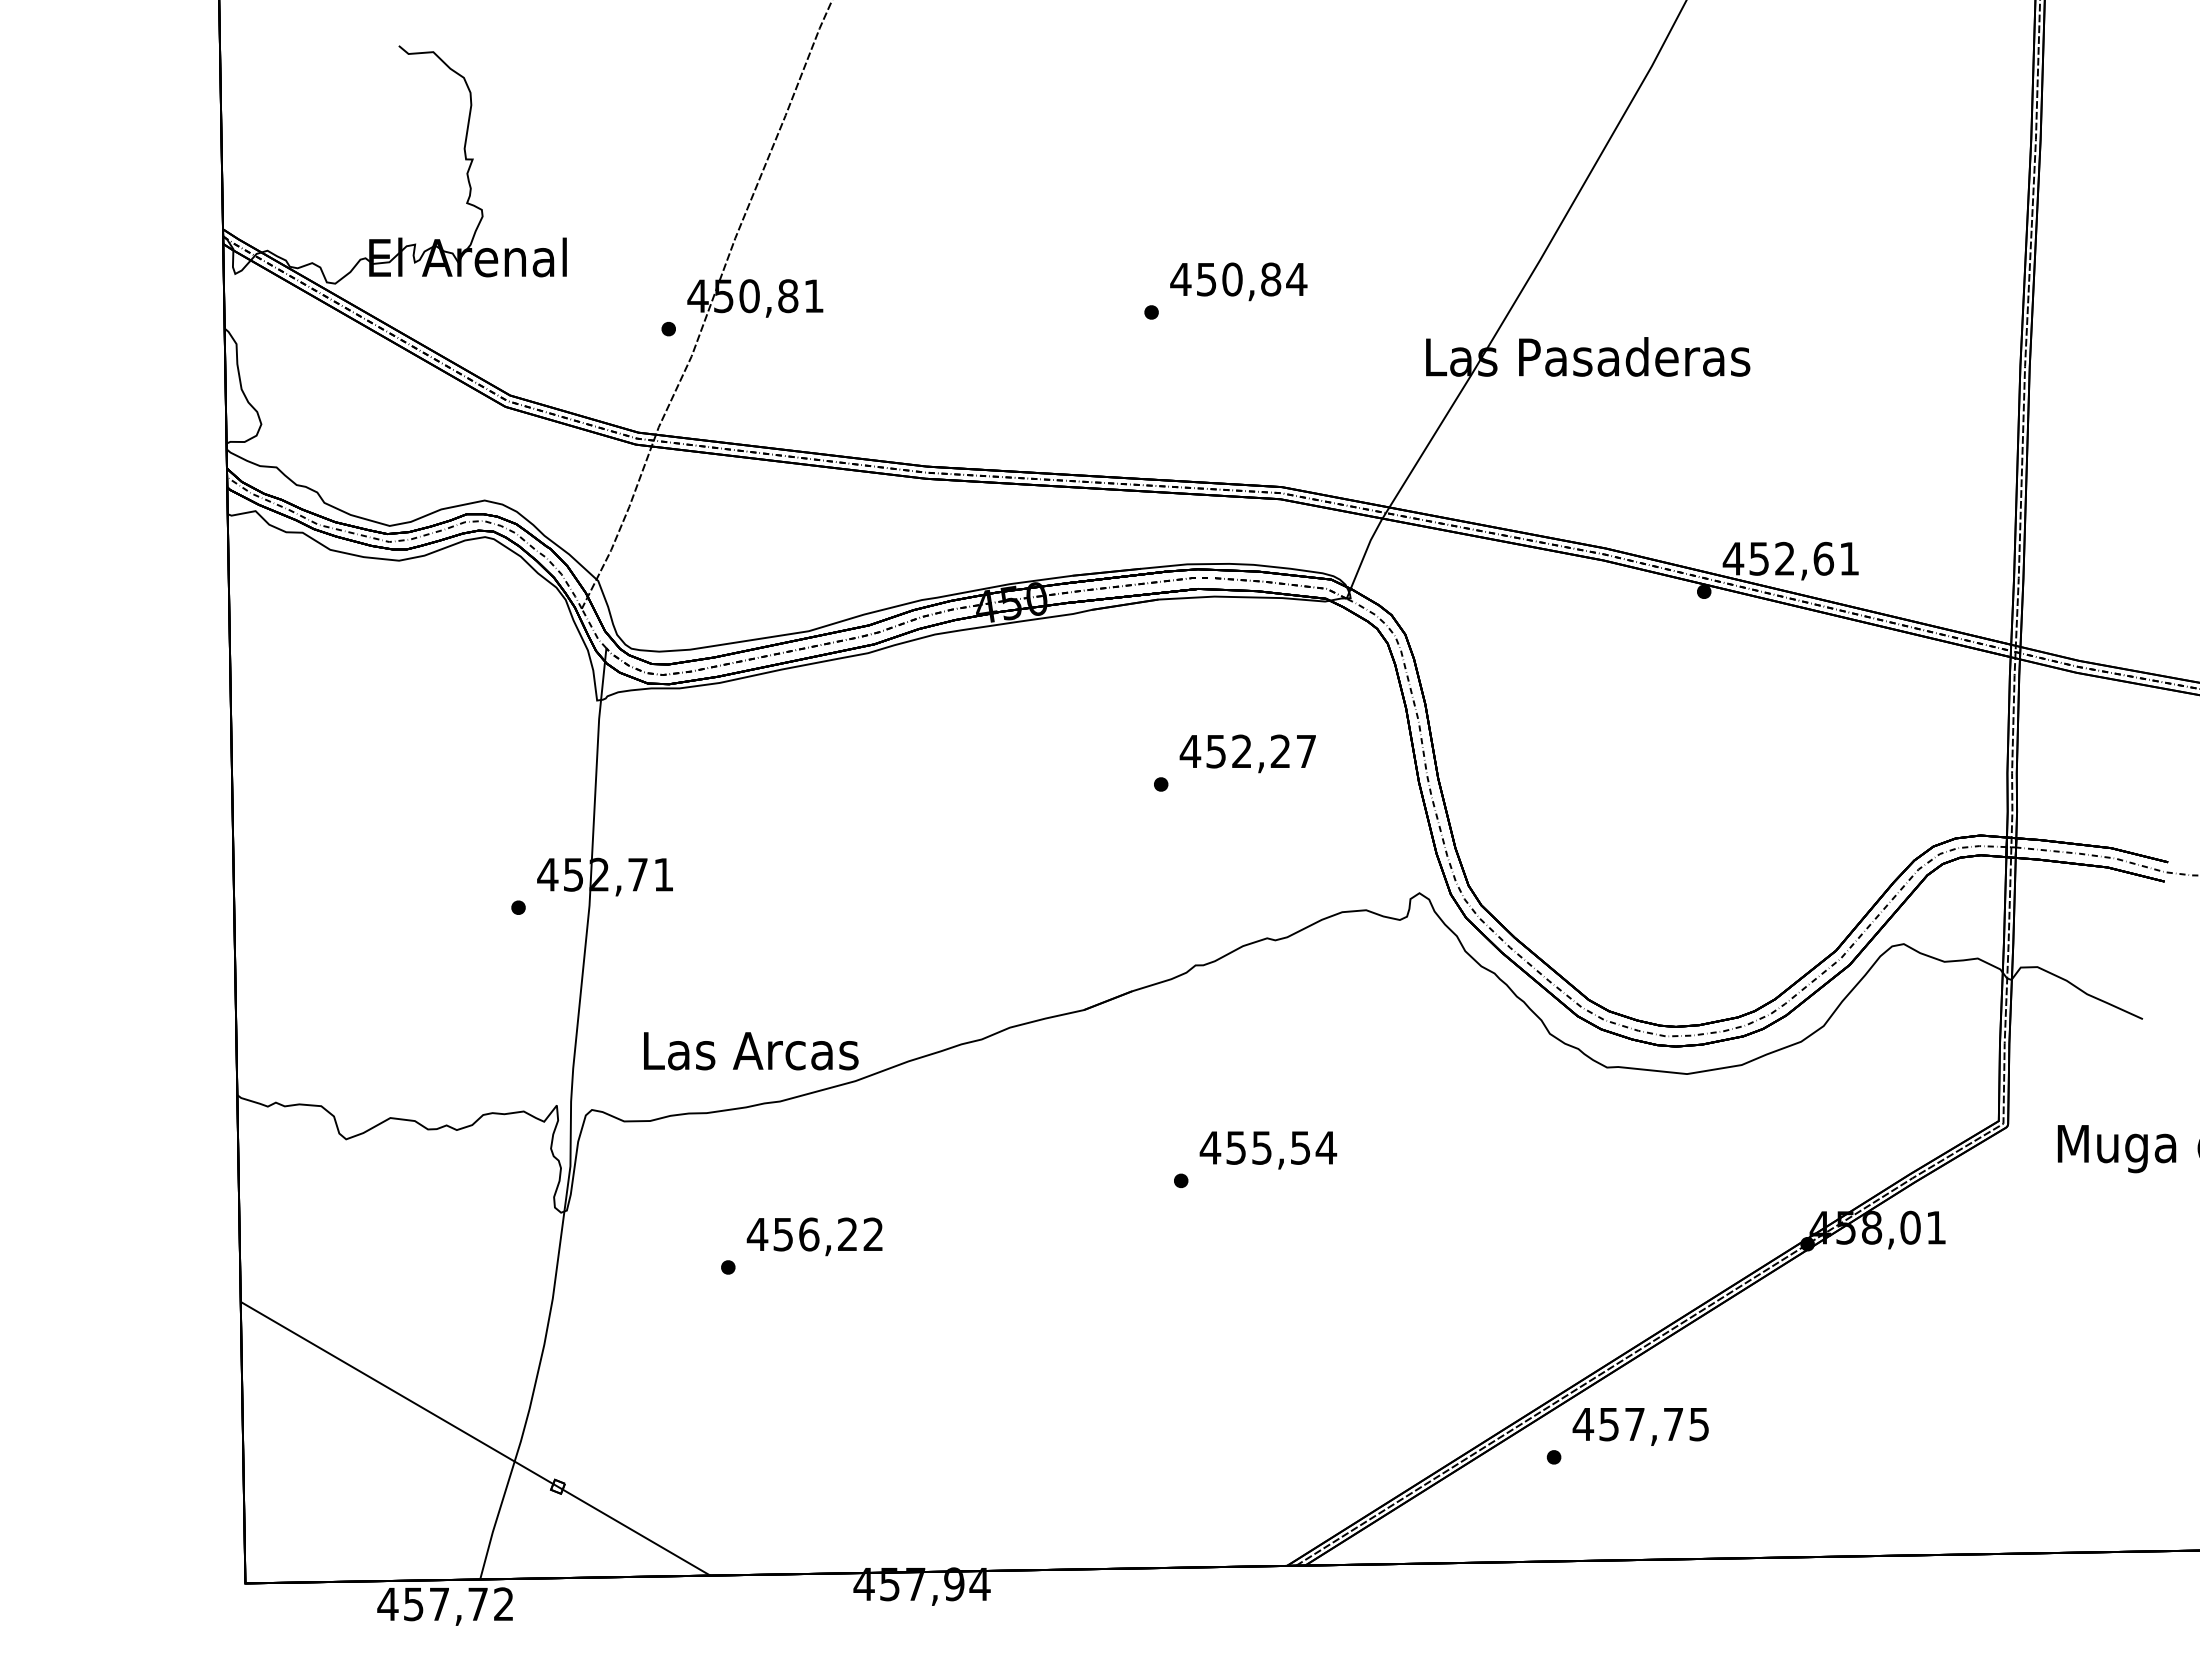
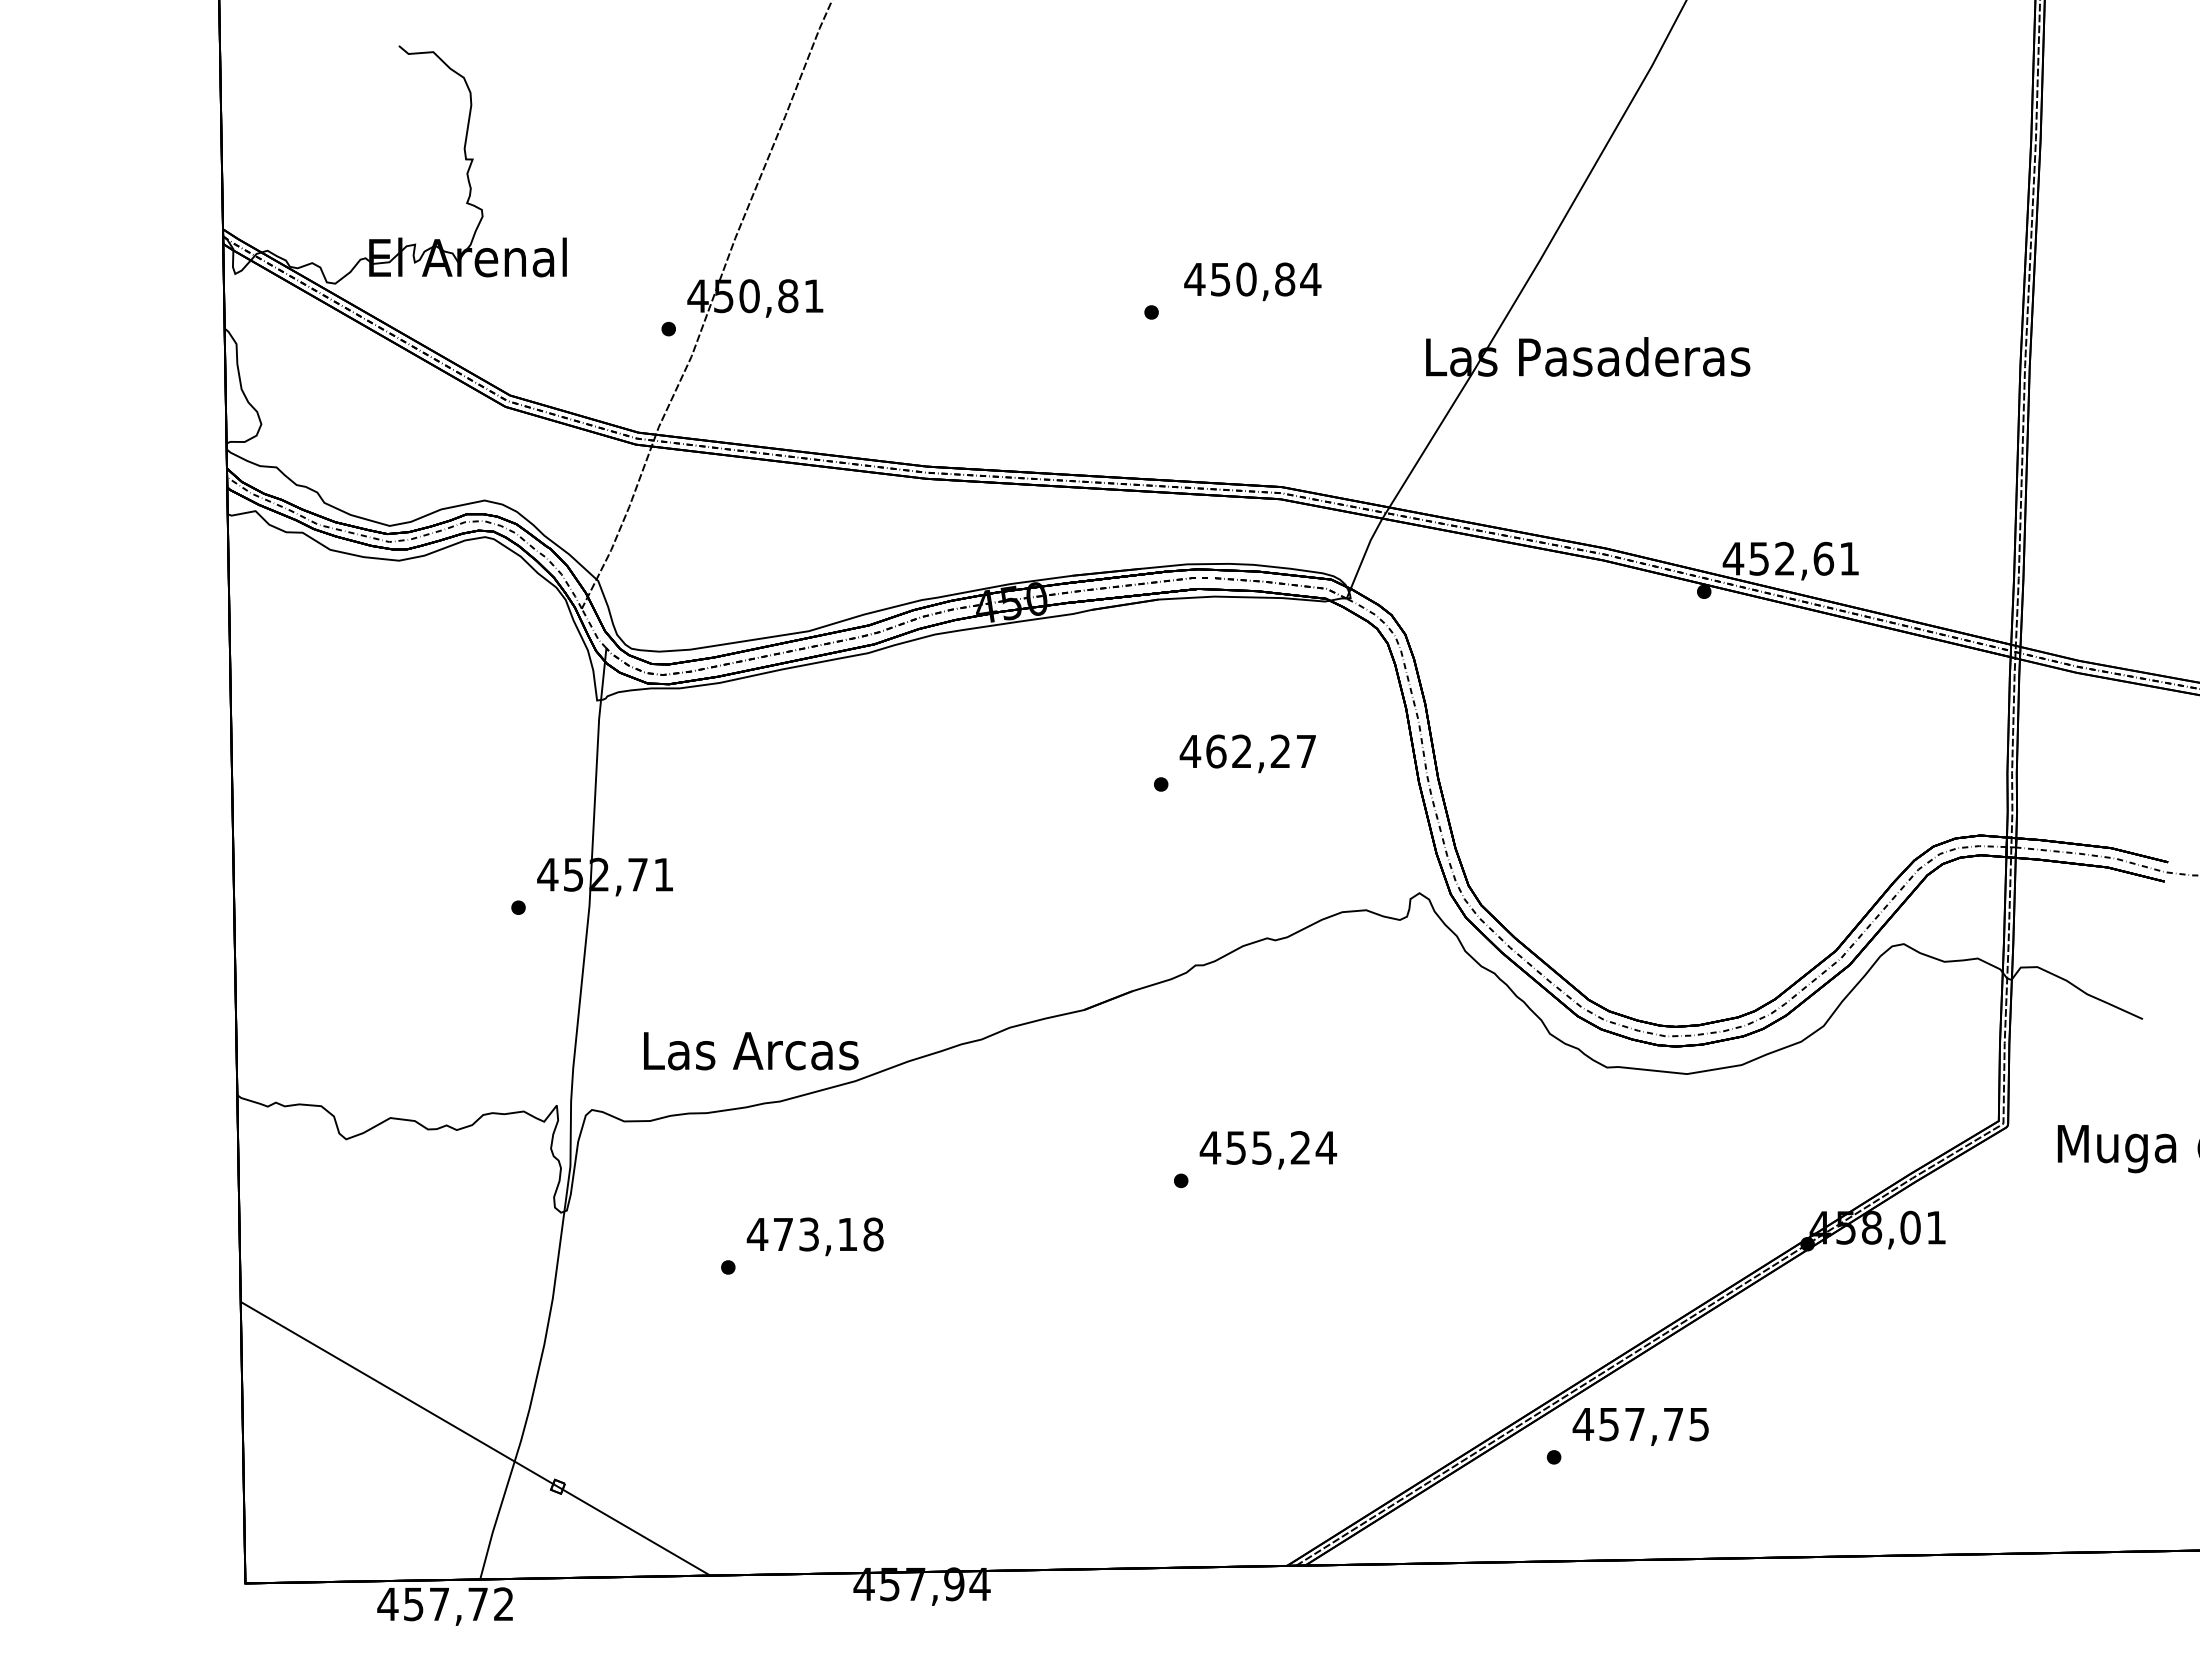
text position: (1238, 281) -> (1252, 281) (1252, 281)
text: 452,27 -> 462,27 (1216, 751)
text: 455,54 -> 455,24 (1300, 1147)
text: 456,22 -> 473,18 (828, 1234)
